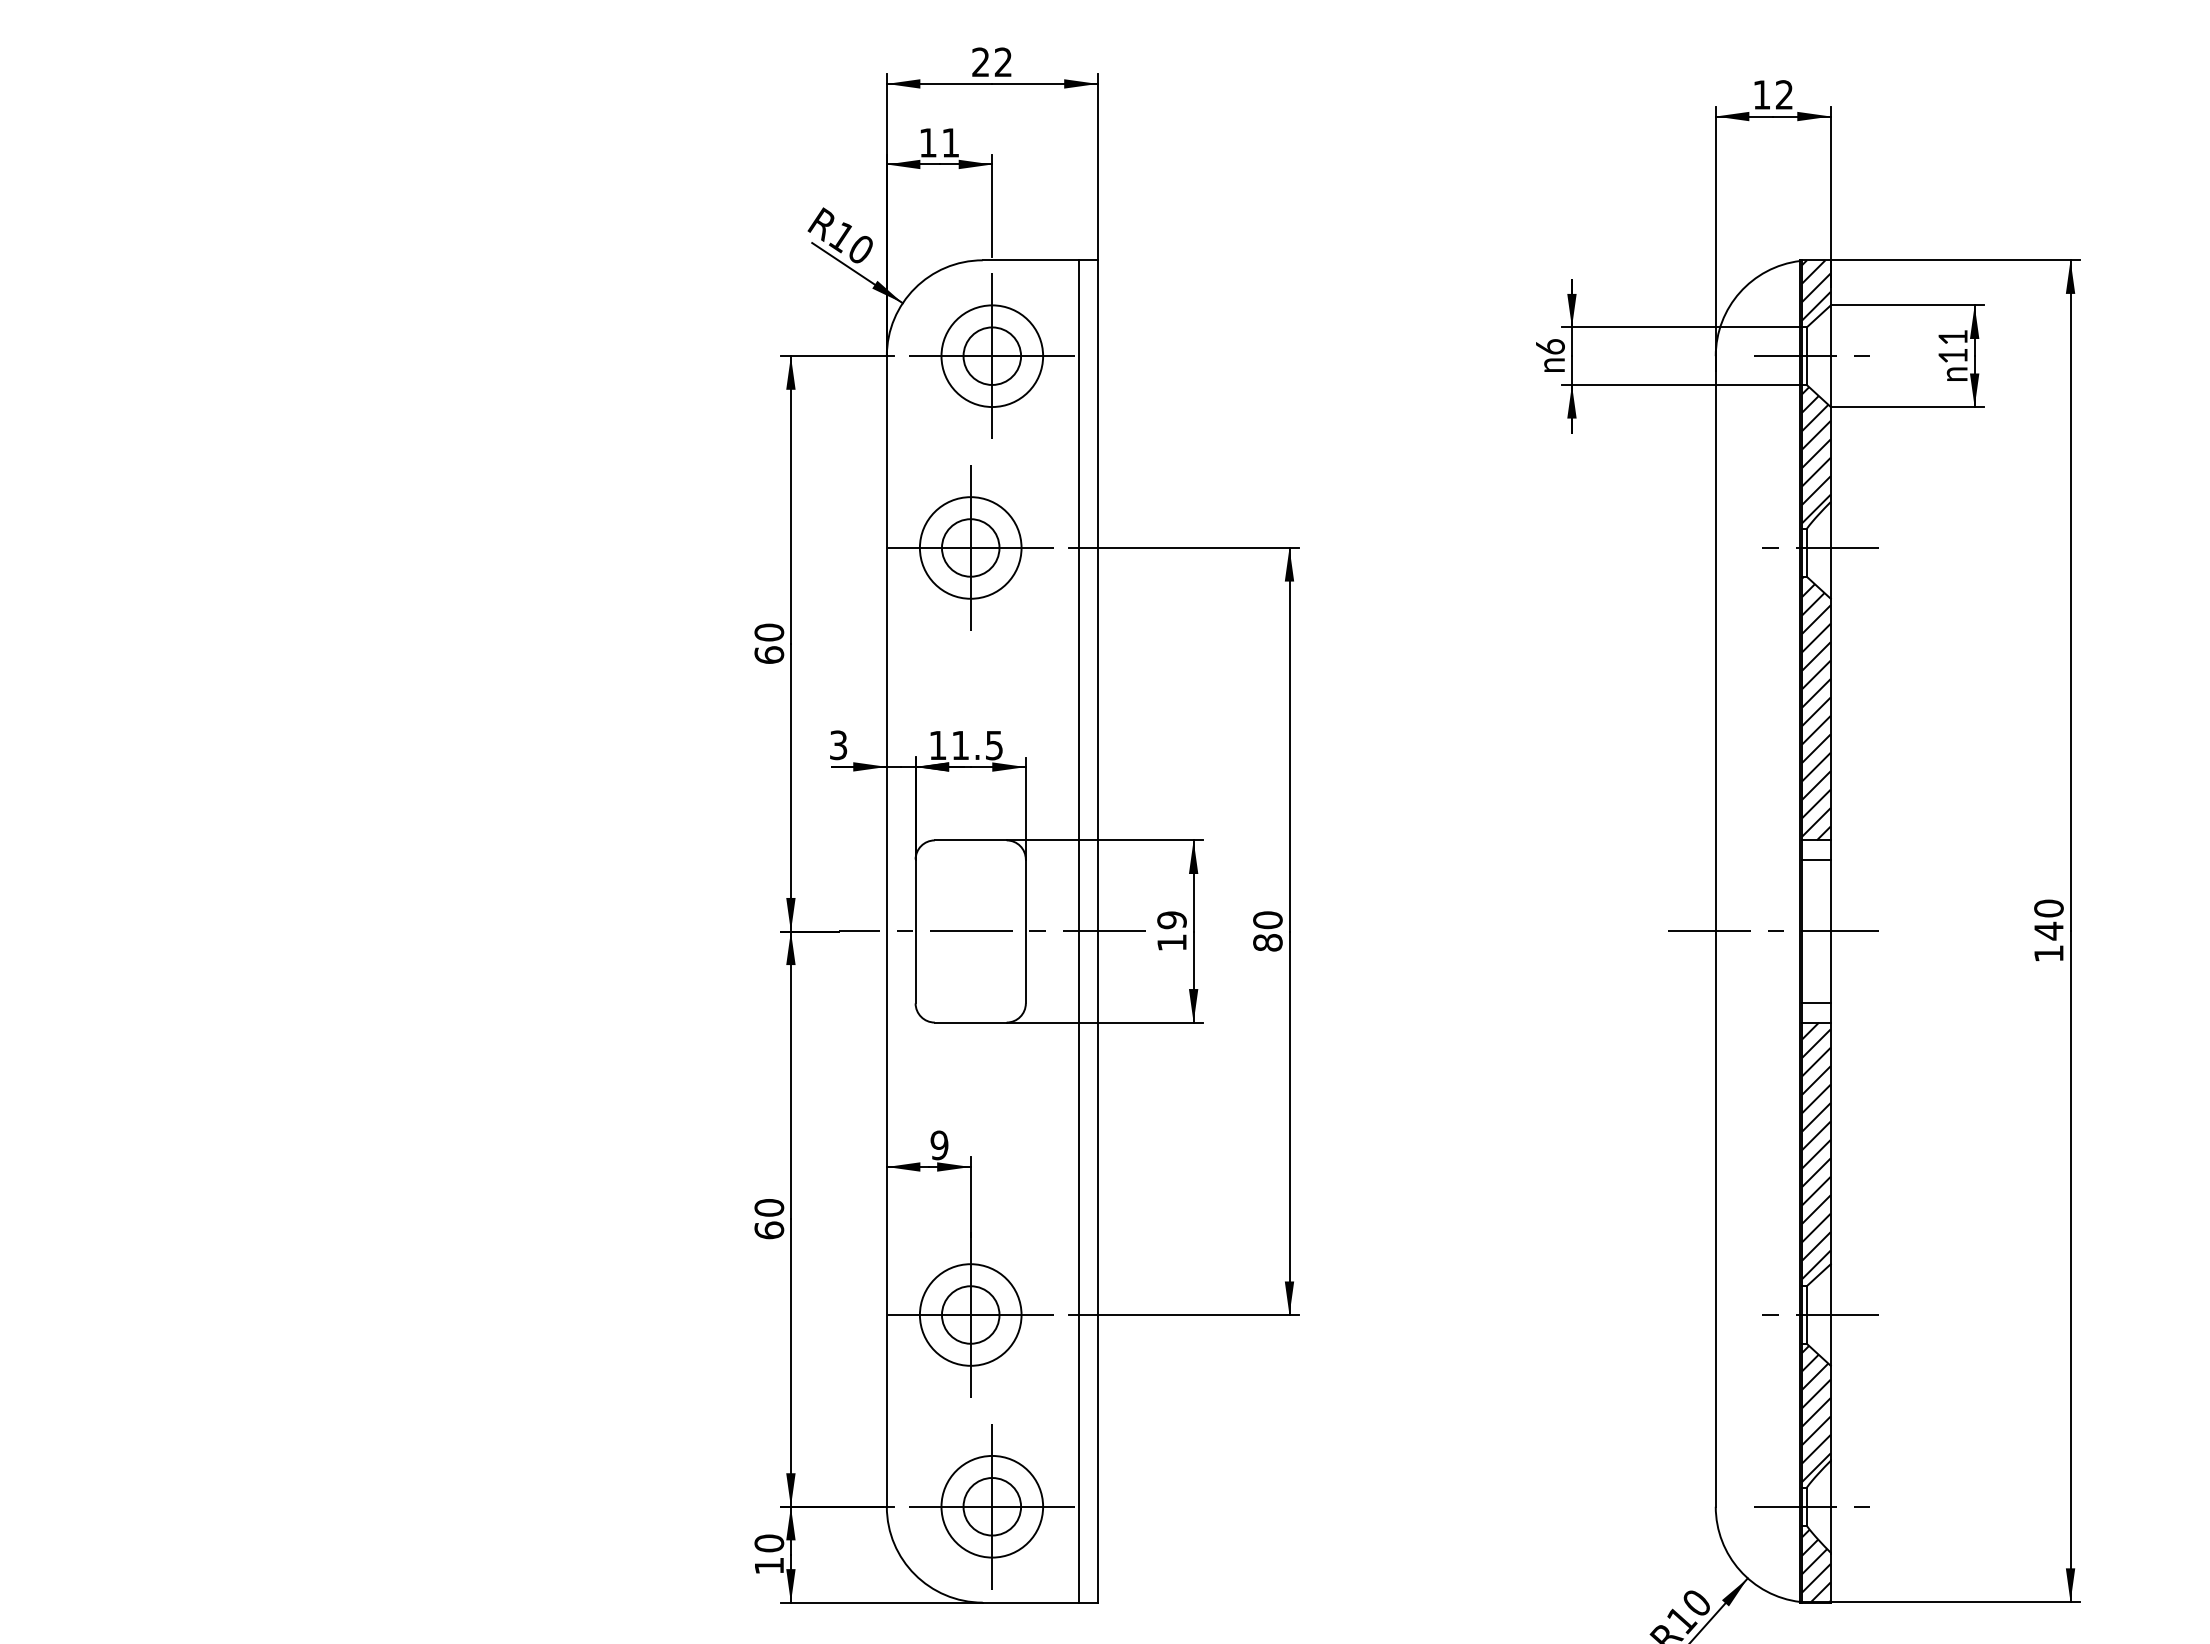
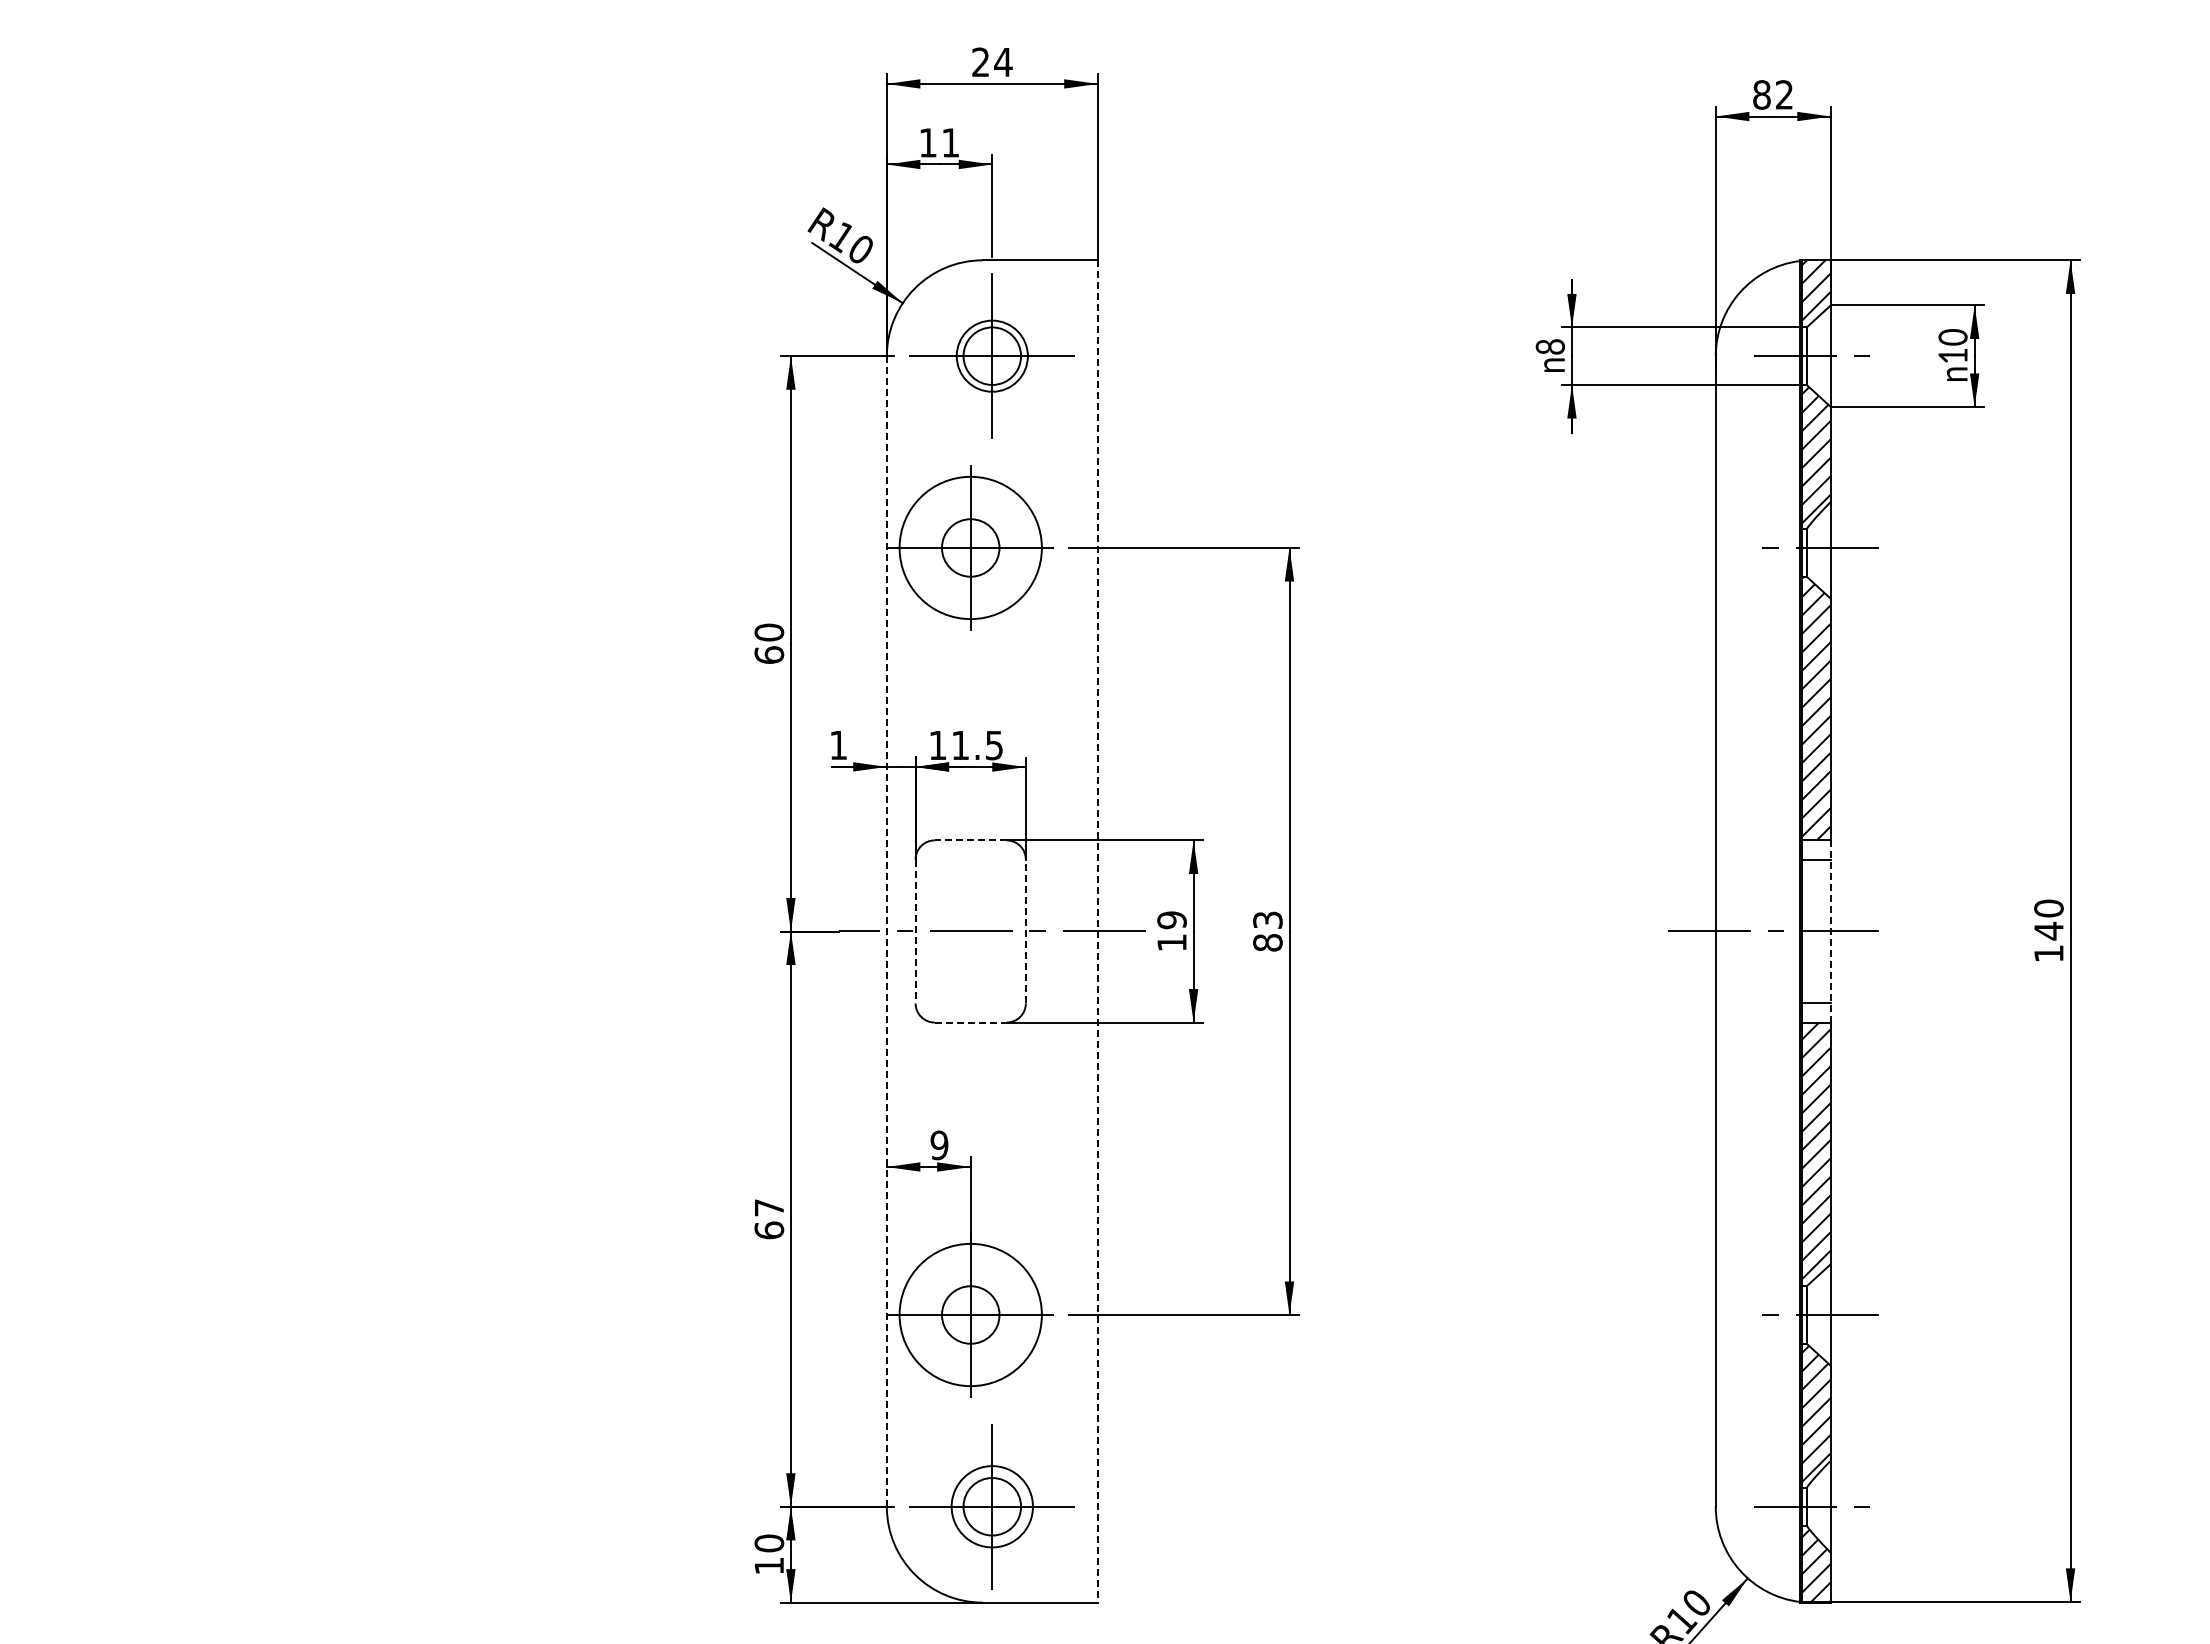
text: 22 -> 24 (1003, 61)
text: 12 -> 82 (1761, 94)
text: 11 -> 10 (1952, 337)
text: 6 -> 8 (1549, 346)
circle diameter: 102 px -> 71 px (991, 355)
circle diameter: 102 px -> 142 px (970, 547)
text: 3 -> 1 (838, 745)
line: solid -> dashed (970, 840)
text: 80 -> 83 (1267, 920)
line: solid -> dashed (1830, 930)
line: solid -> dashed (886, 931)
line: solid -> dashed (915, 931)
line: solid -> dashed (1025, 931)
line: present -> none (1078, 931)
line: solid -> dashed (1097, 931)
line: solid -> dashed (970, 1022)
text: 60 -> 67 (769, 1207)
circle diameter: 102 px -> 142 px (970, 1314)
circle diameter: 102 px -> 81 px (991, 1506)
